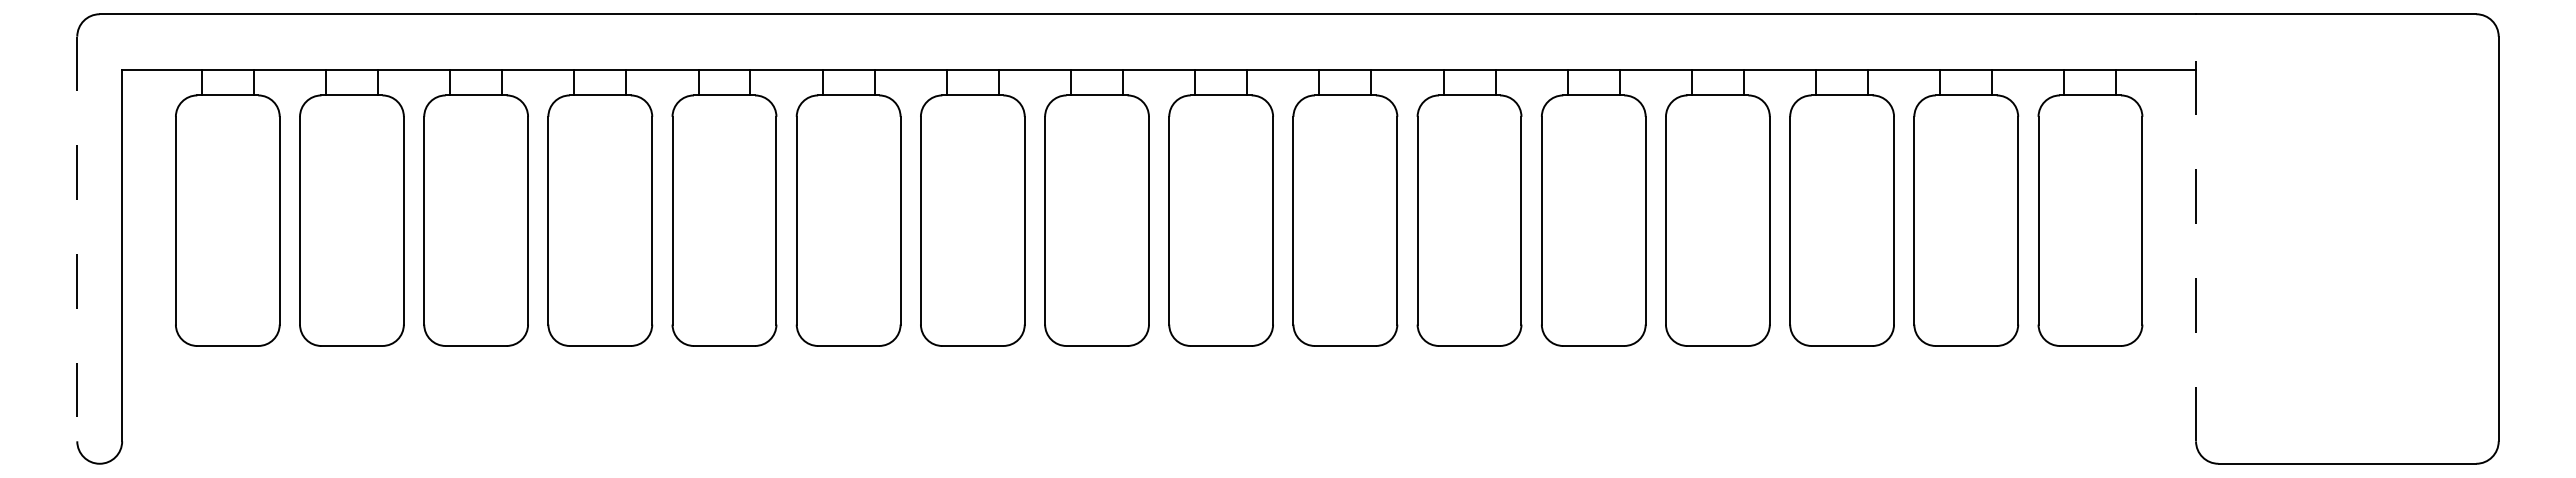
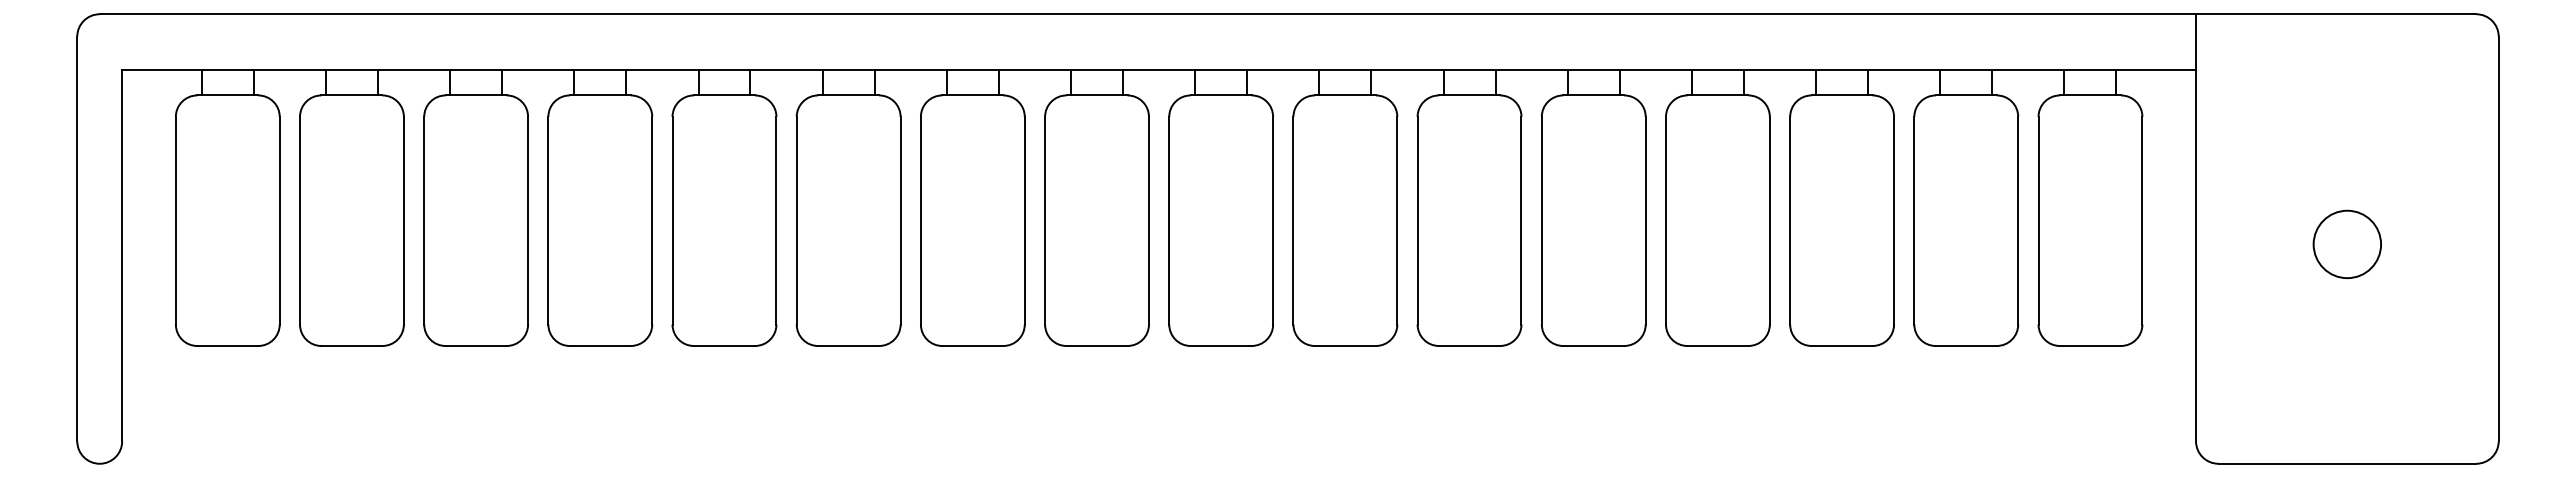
line: dashed -> solid (2196, 227)
line: dashed -> solid (77, 239)
circle: none -> present (2346, 244)
